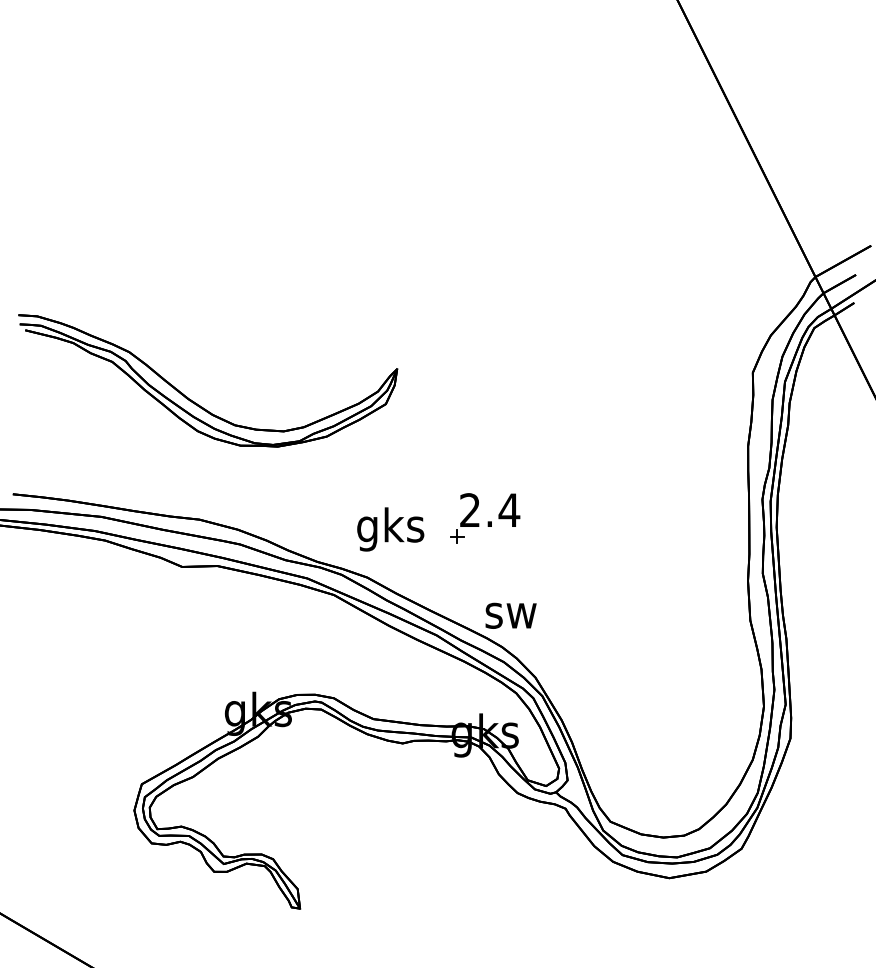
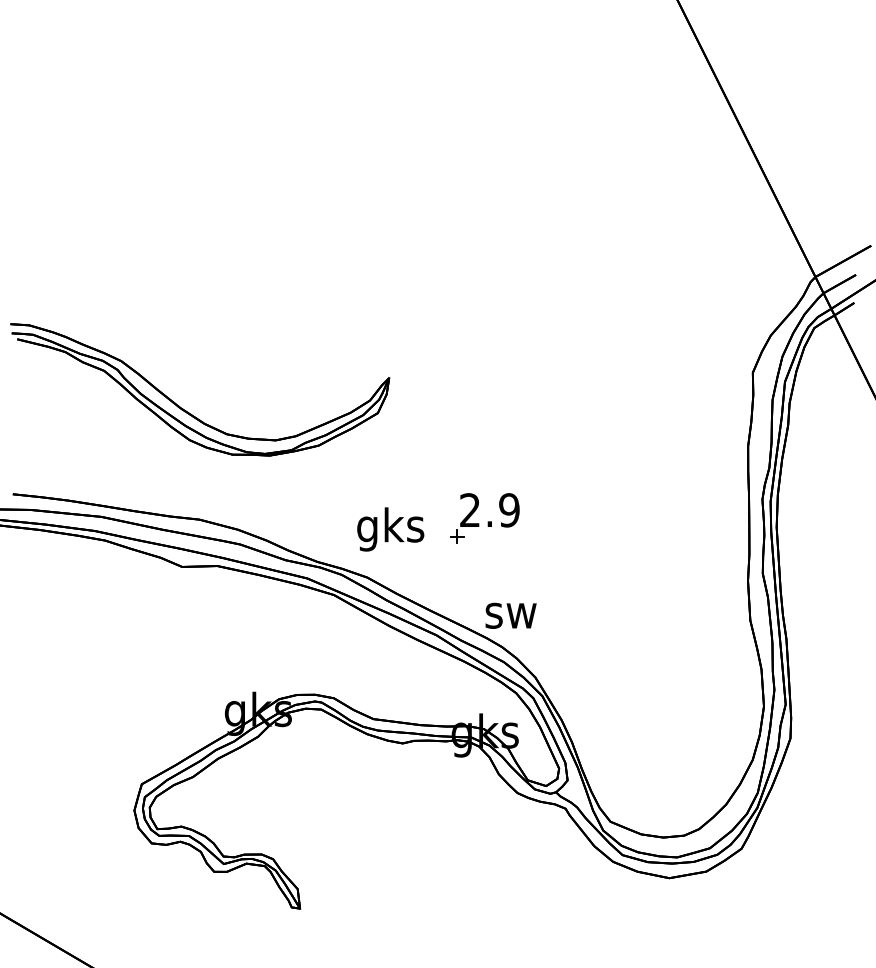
part position: (194, 401) -> (186, 410) (186, 410)
text: 2.4 -> 2.9 (509, 510)
